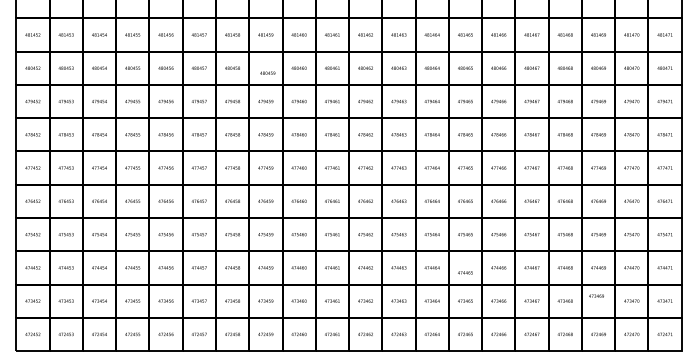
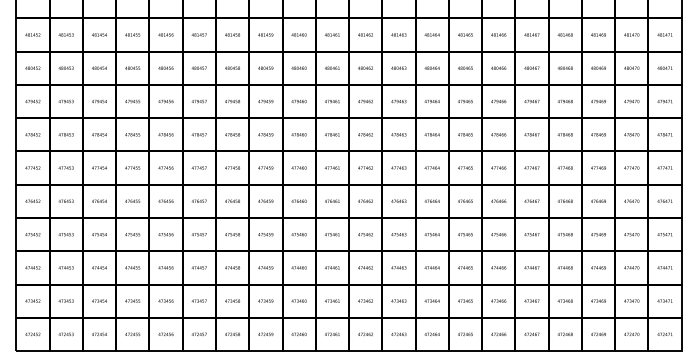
text position: (267, 72) -> (265, 67) (265, 67)
text position: (465, 272) -> (465, 267) (465, 267)
text position: (596, 295) -> (598, 300) (598, 300)
